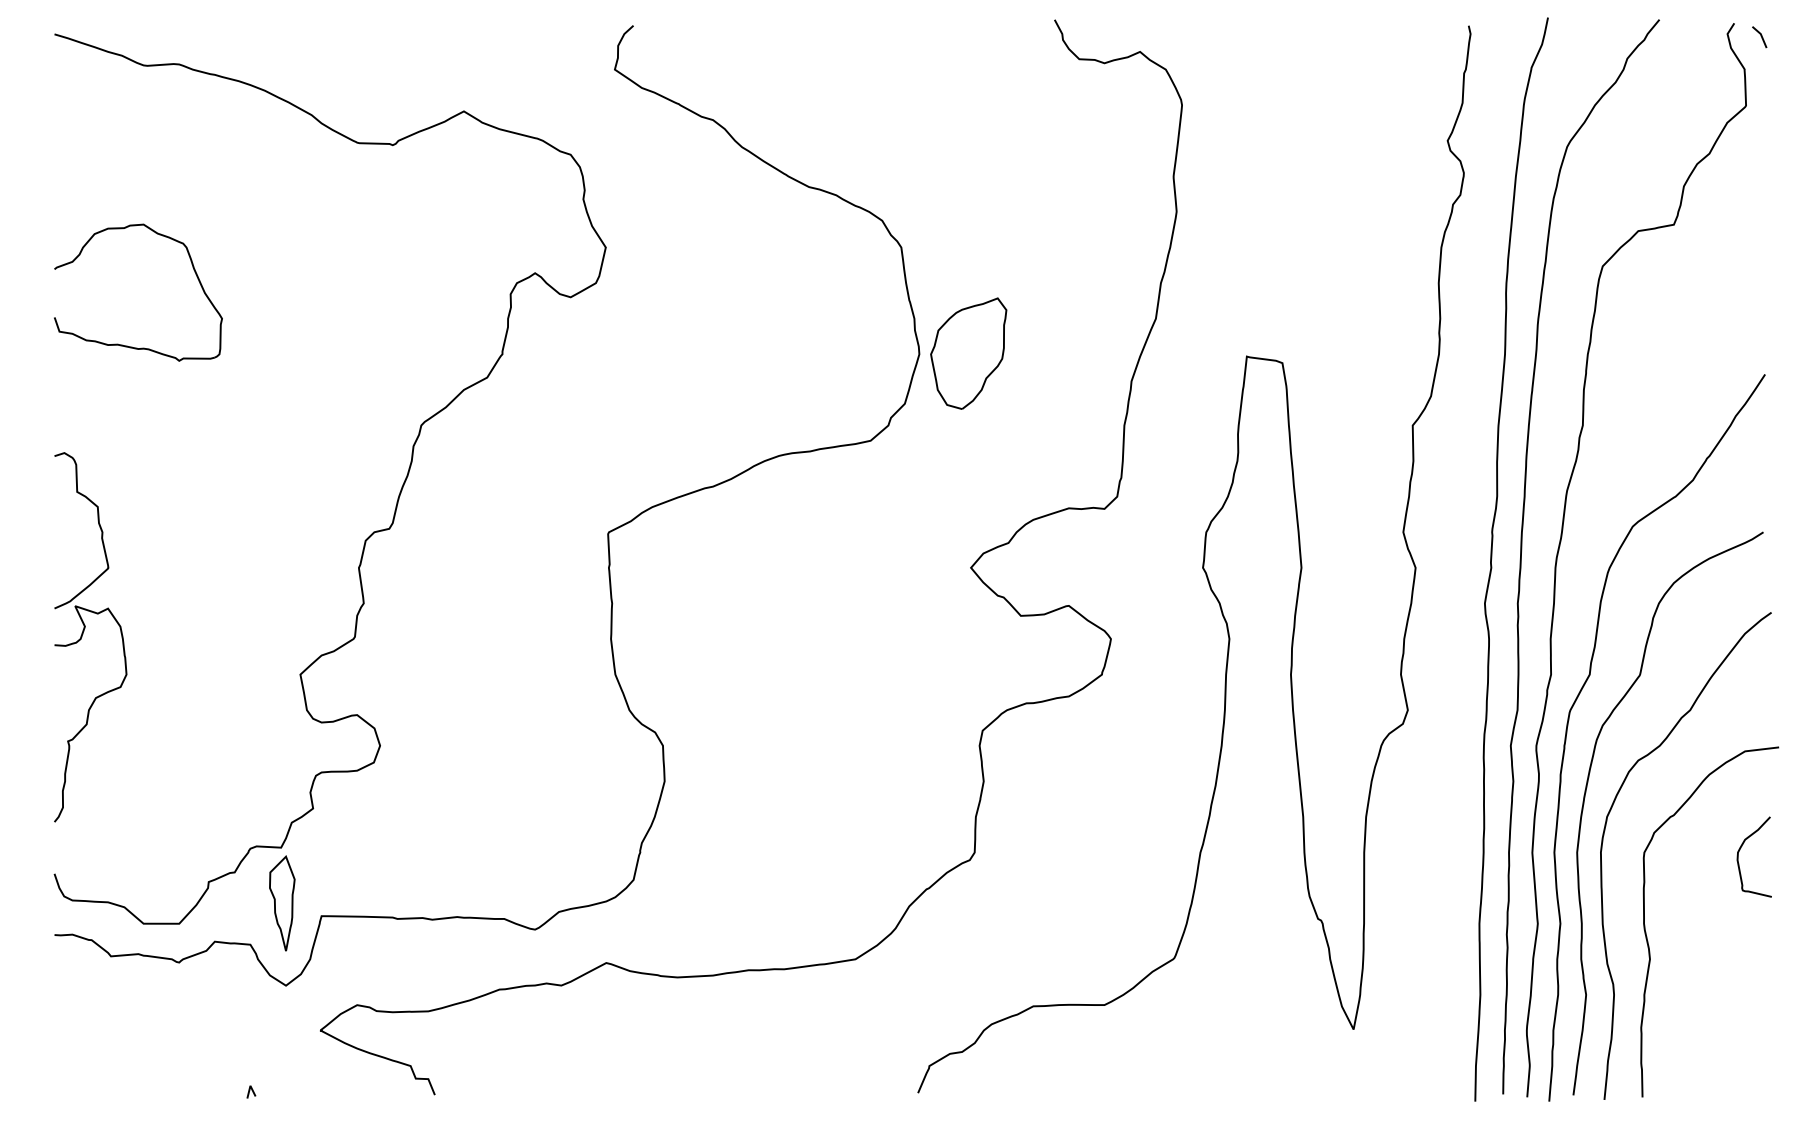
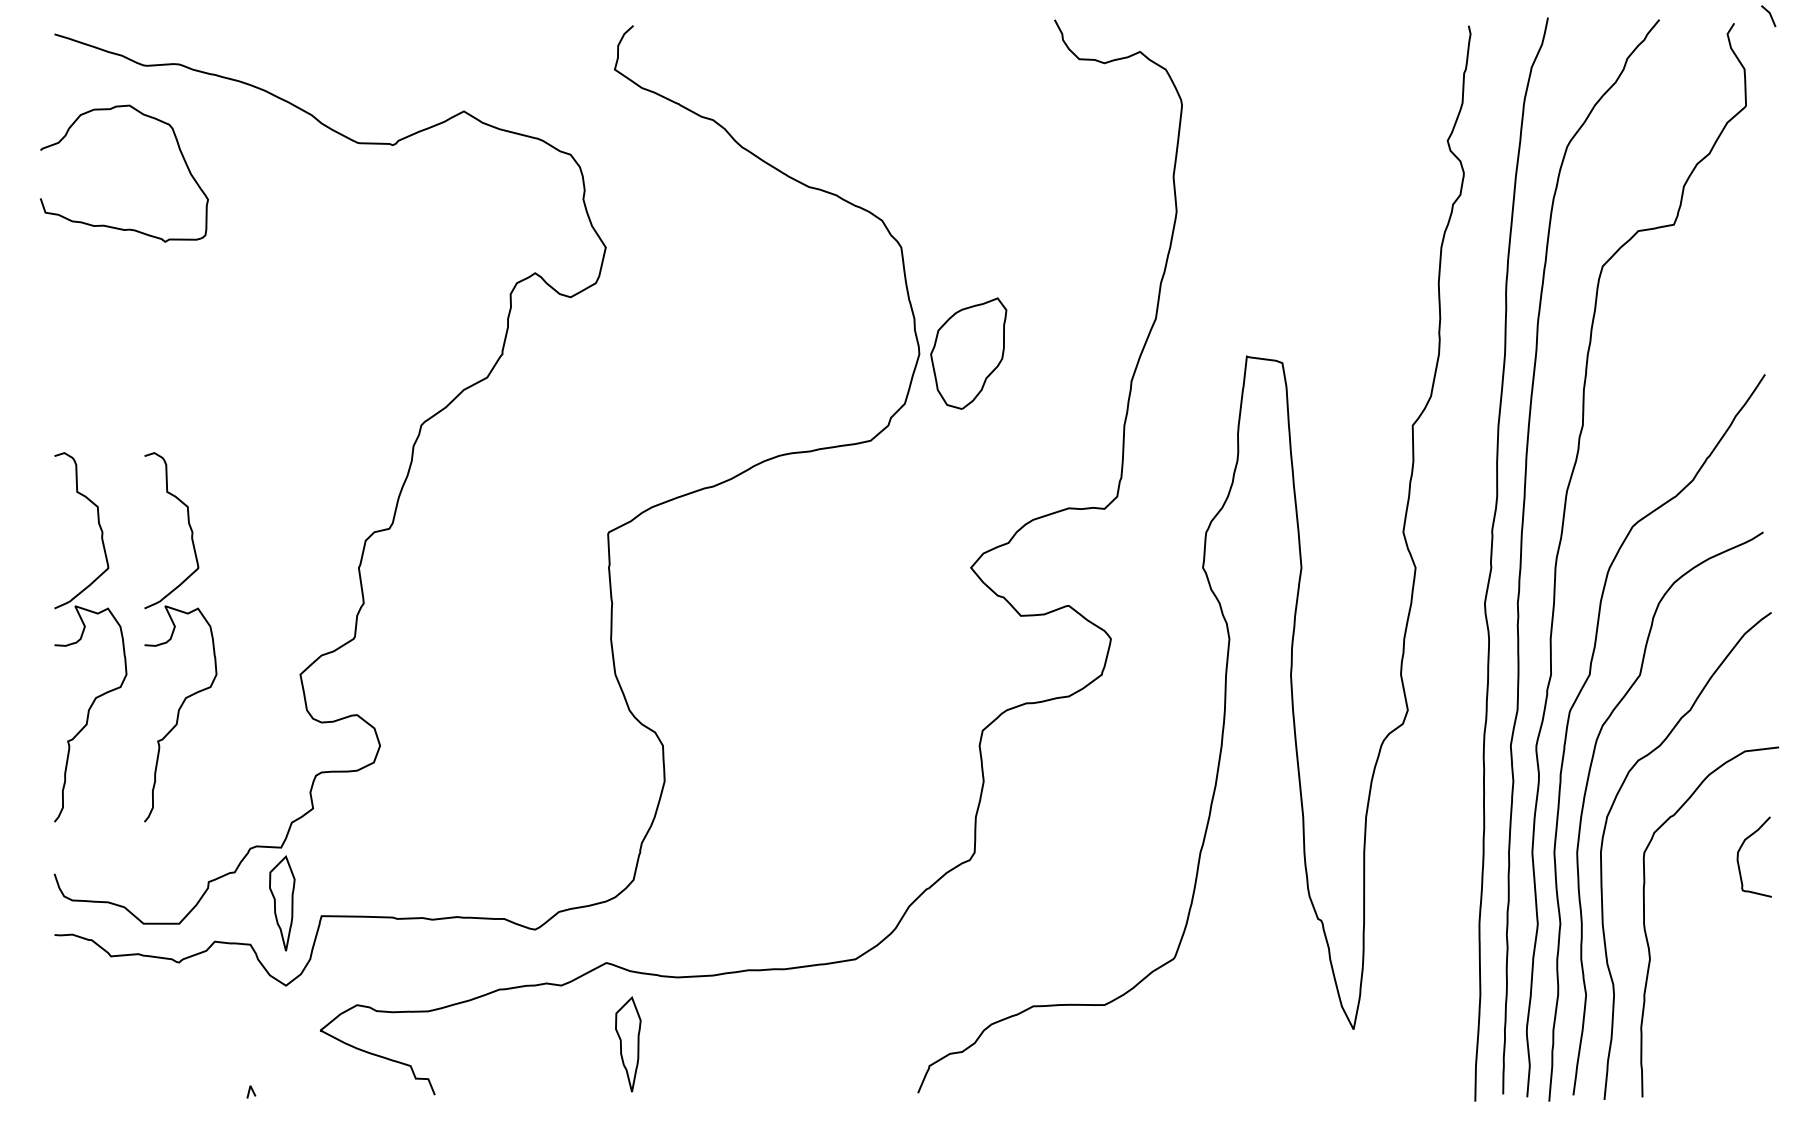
line position: (1760, 36) -> (1769, 15) (1769, 15)
part position: (127, 345) -> (113, 226) (113, 226)
part: none -> present (173, 634)
part: none -> present (628, 1044)
